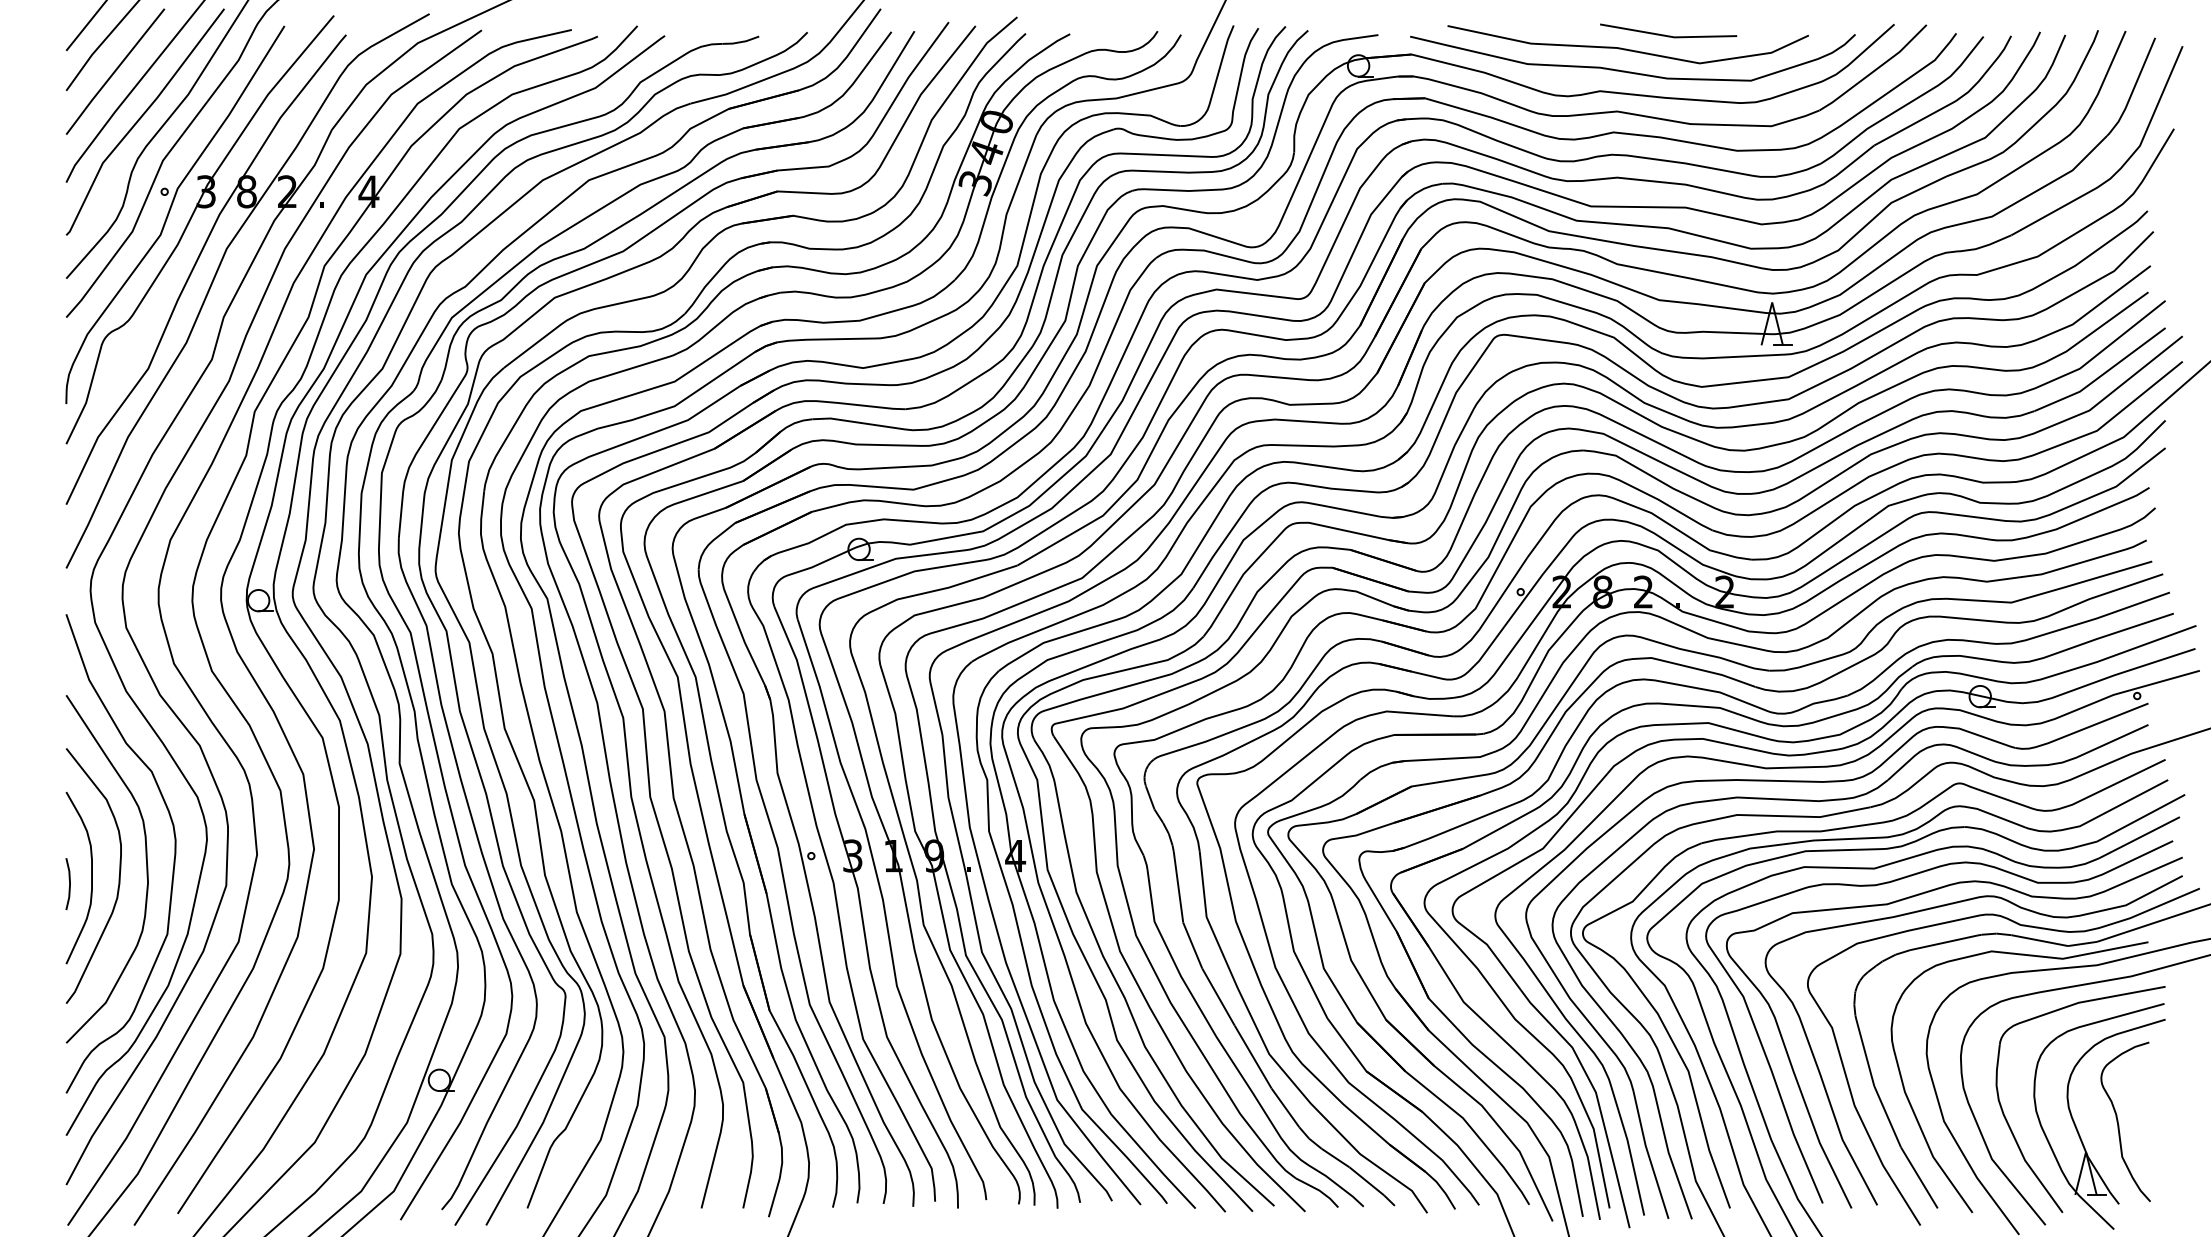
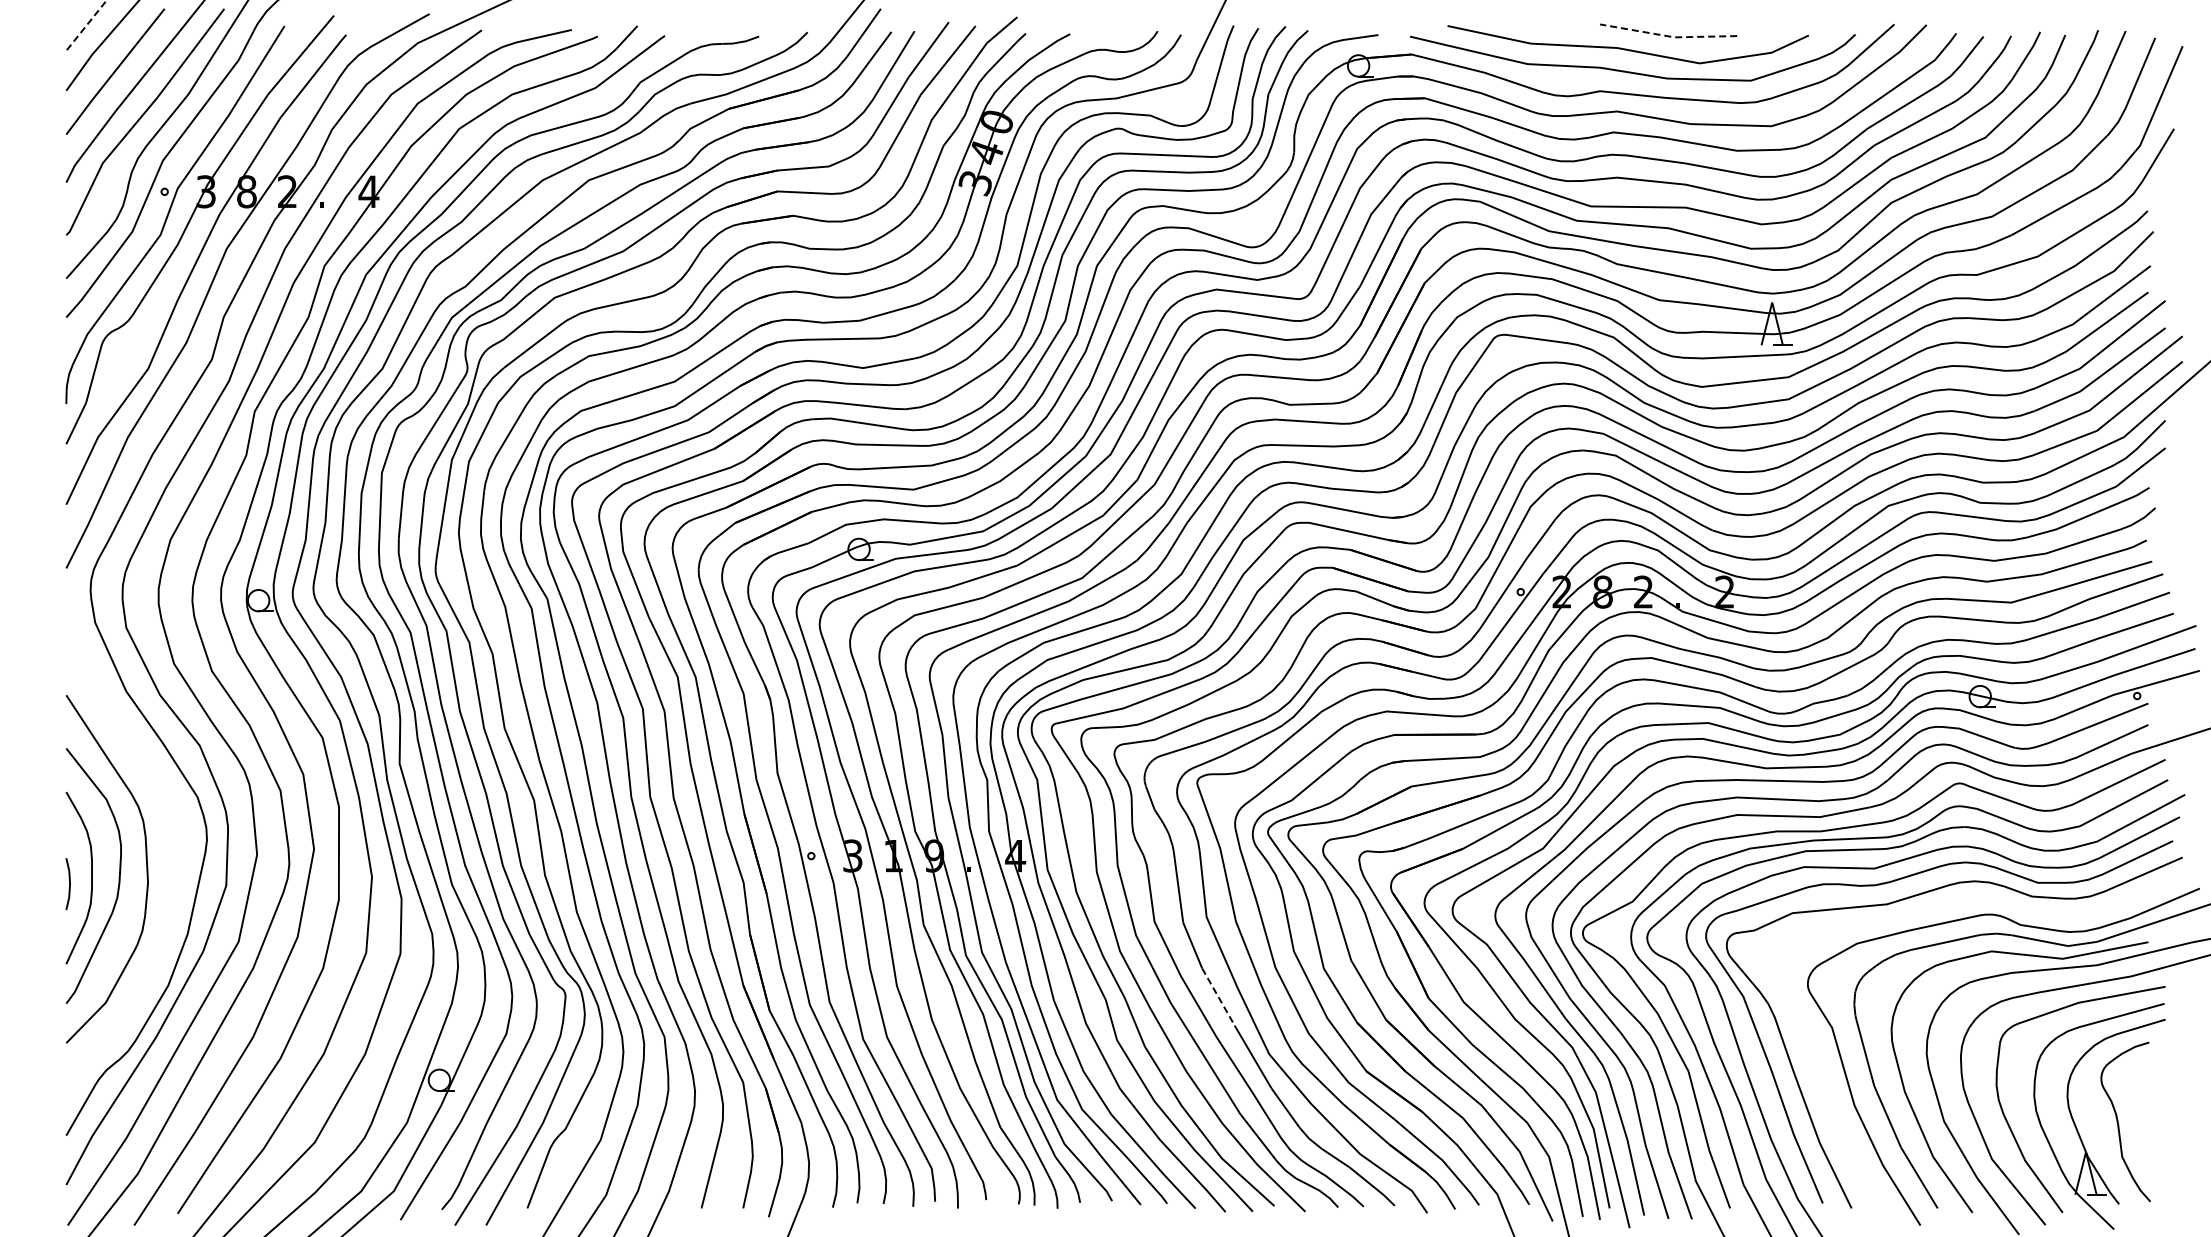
line: solid -> dashed (86, 25)
line: solid -> dashed (1668, 36)
curve: present -> none (173, 859)
curve: present -> none (1940, 907)
line: solid -> dashed (1218, 997)
